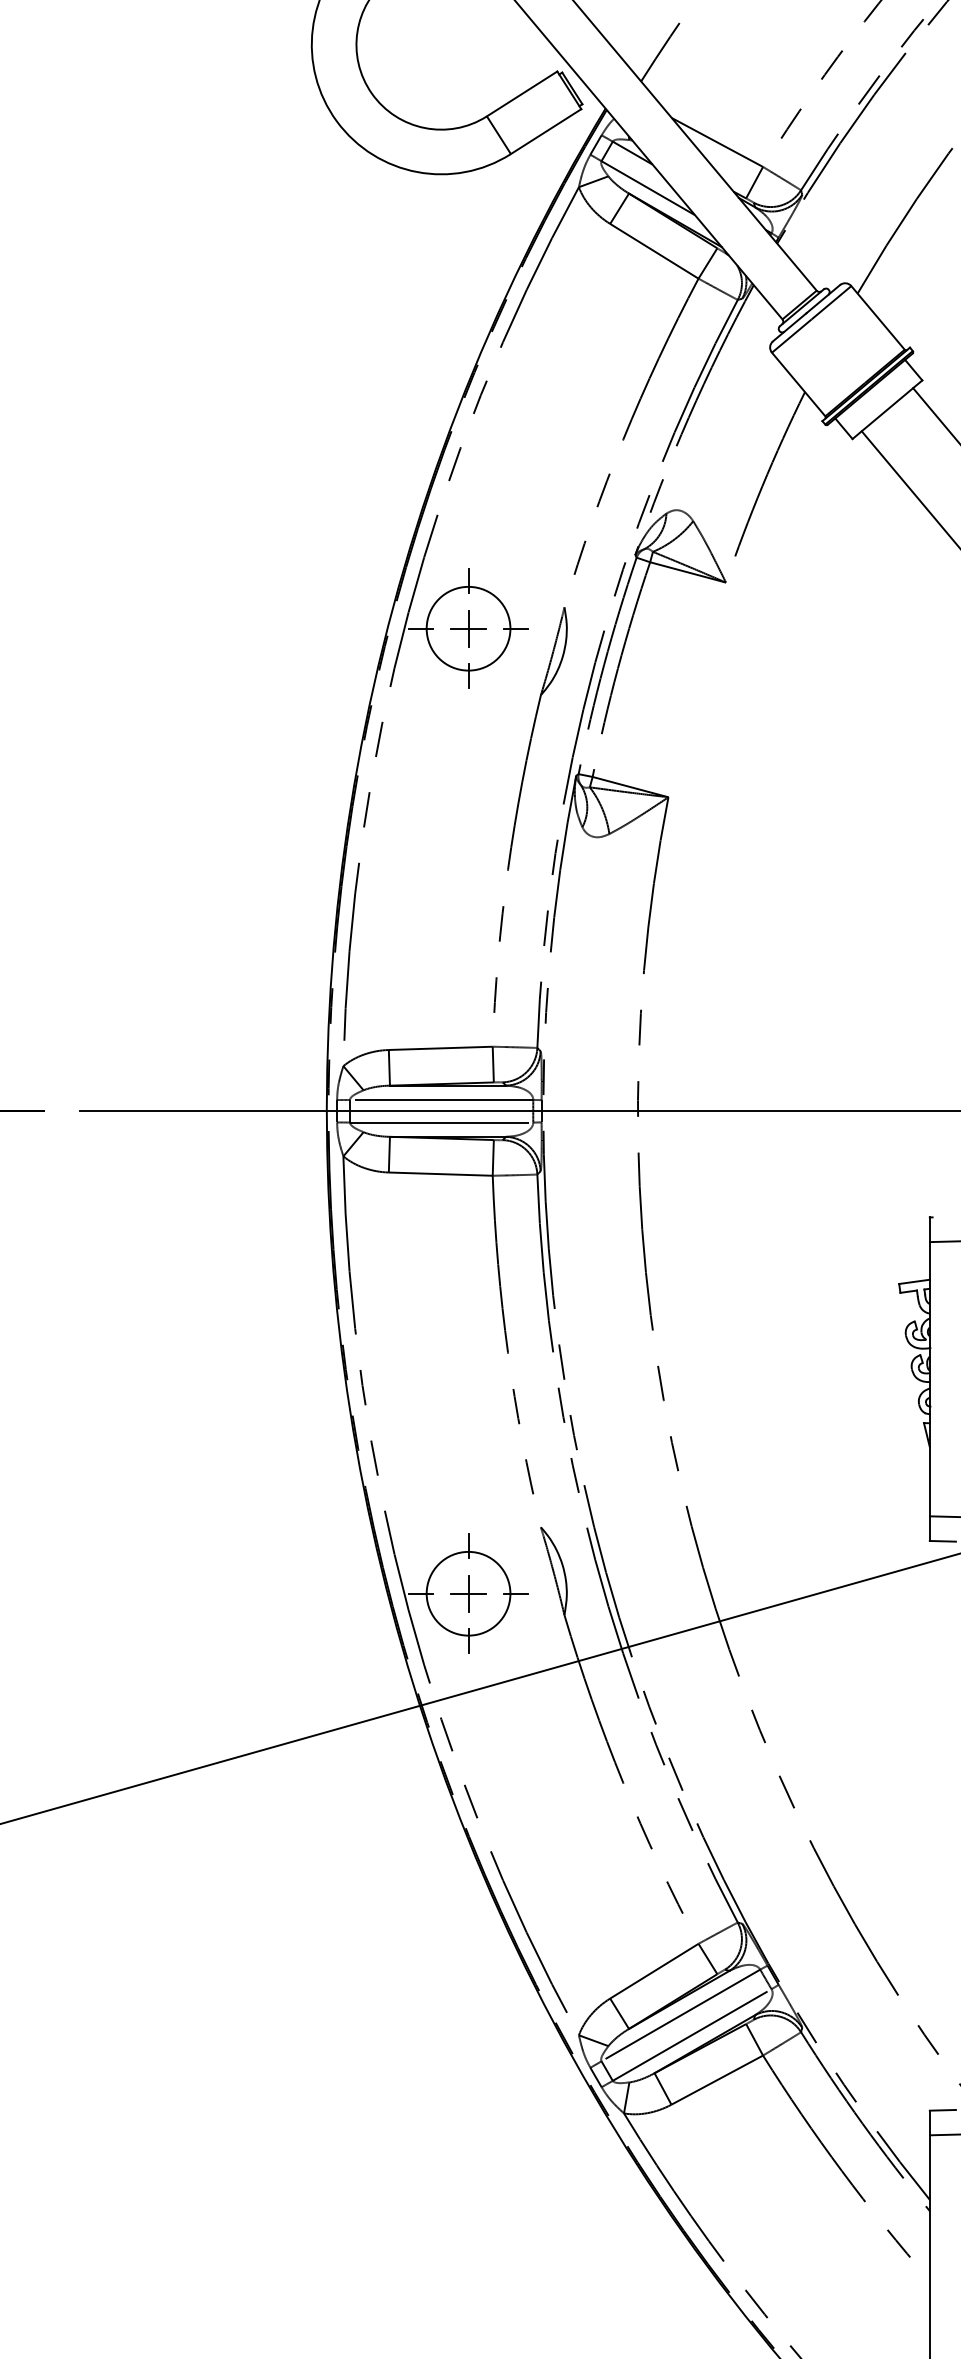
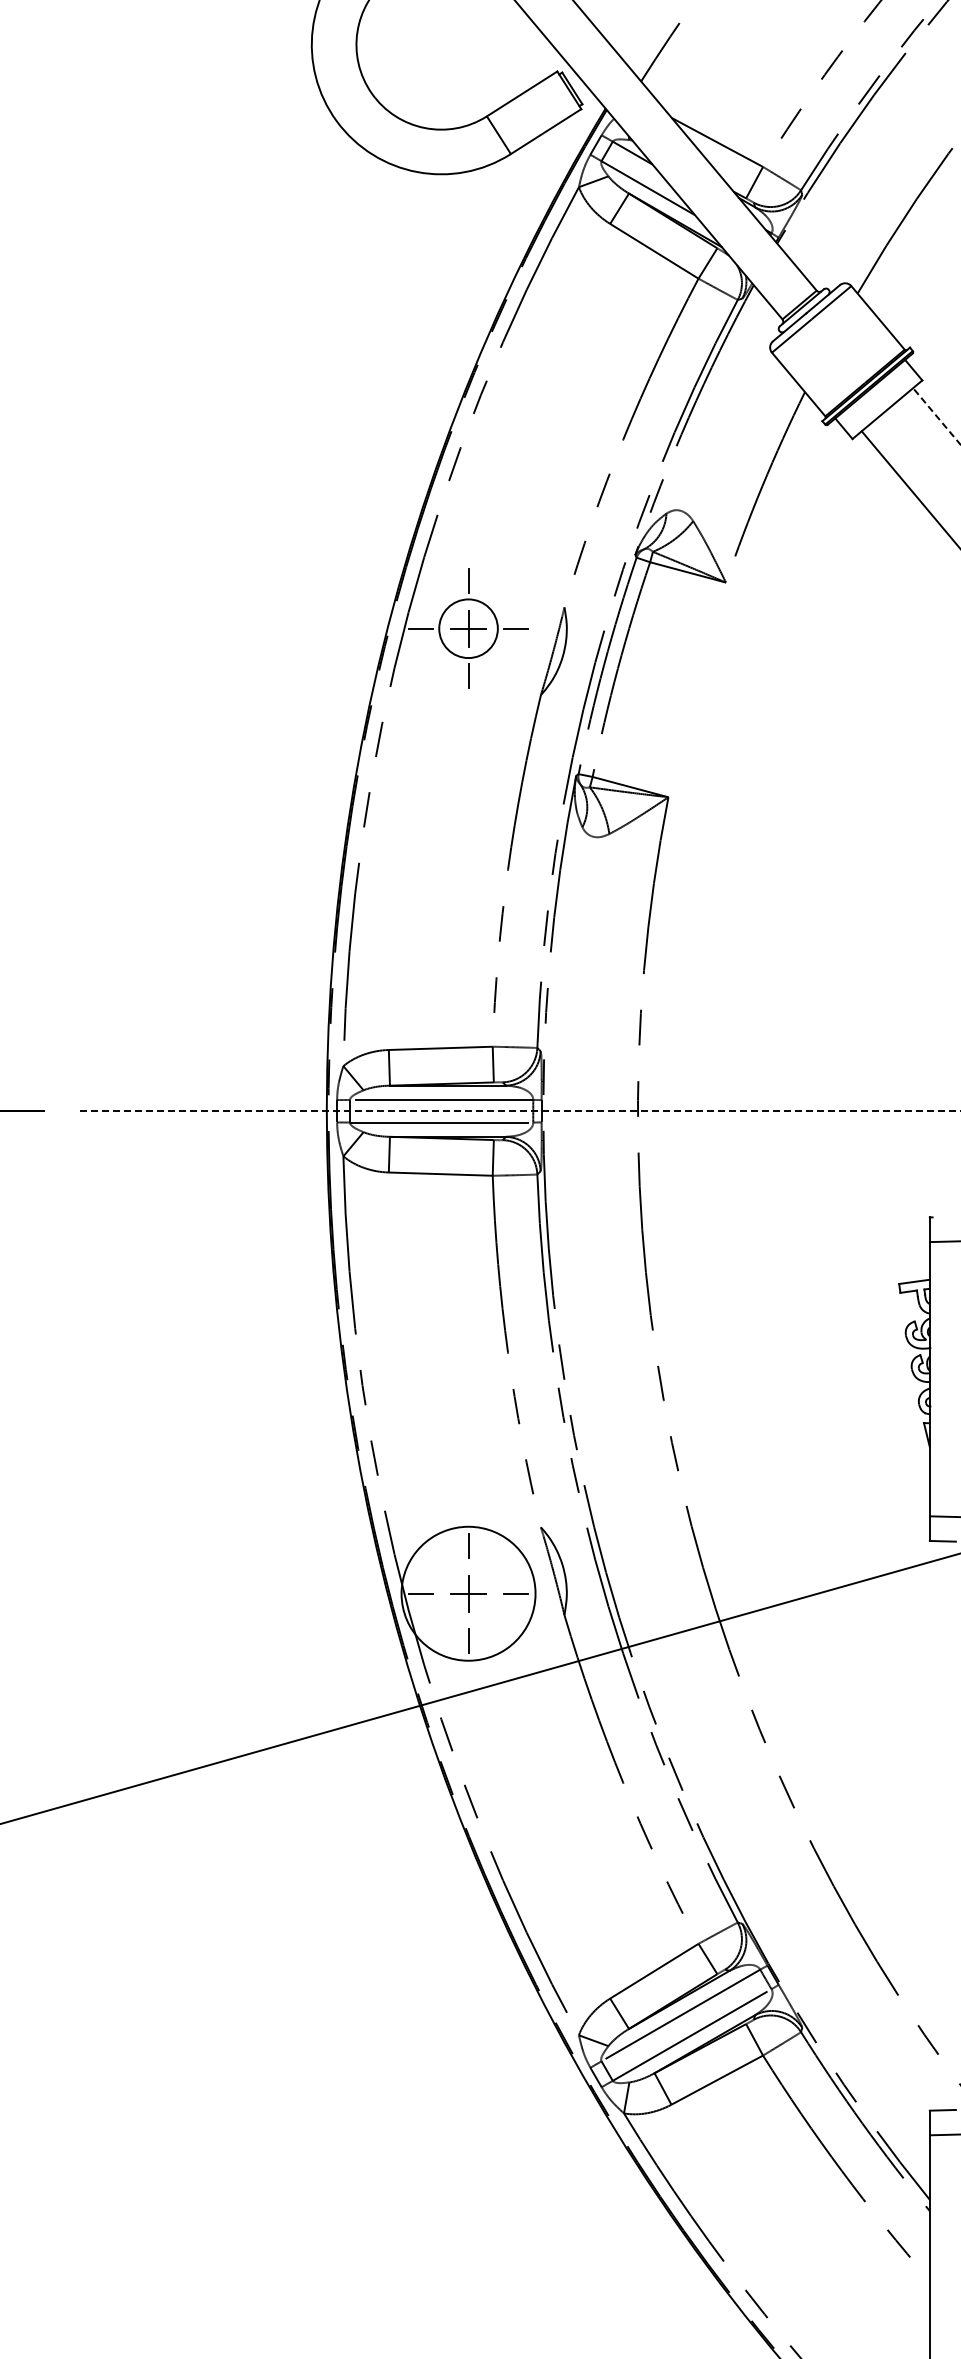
line: solid -> dashed (936, 416)
circle diameter: 84 px -> 59 px (468, 628)
line: solid -> dashed (520, 1111)
circle diameter: 84 px -> 134 px (468, 1593)
